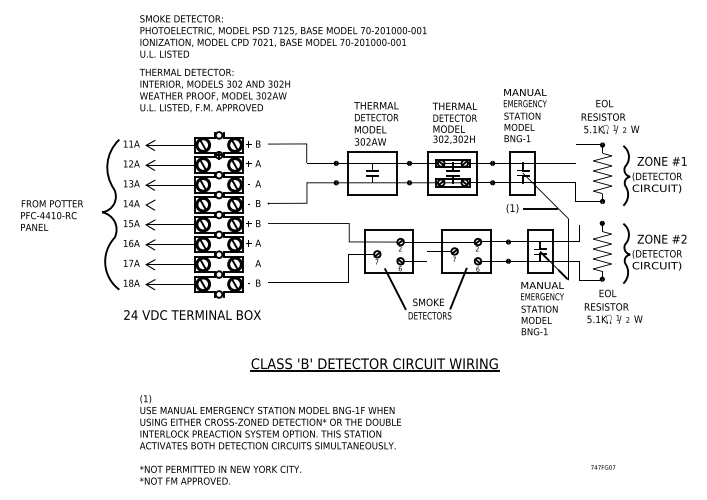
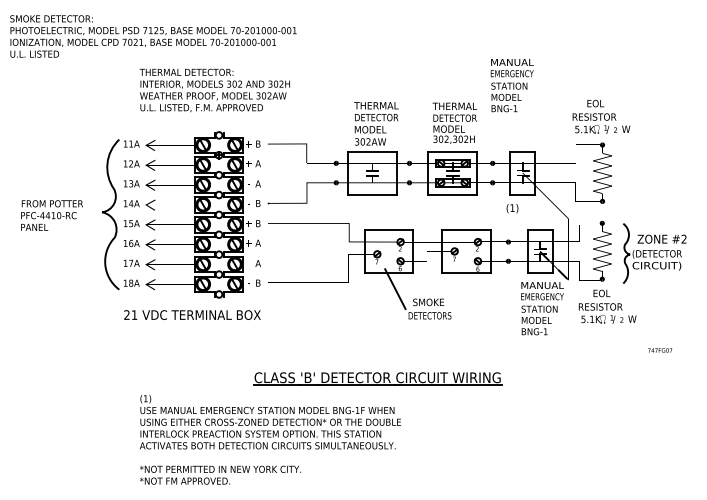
text position: (283, 36) -> (153, 36) (153, 36)
text position: (524, 115) -> (511, 85) (511, 85)
text position: (610, 116) -> (601, 116) (601, 116)
part: present -> none (654, 175)
line: present -> none (540, 208)
line: present -> none (458, 288)
text position: (613, 306) -> (607, 306) (607, 306)
text: 24 -> 21 (134, 314)
part position: (374, 364) -> (377, 378) (377, 378)
text position: (603, 467) -> (660, 350) (660, 350)
